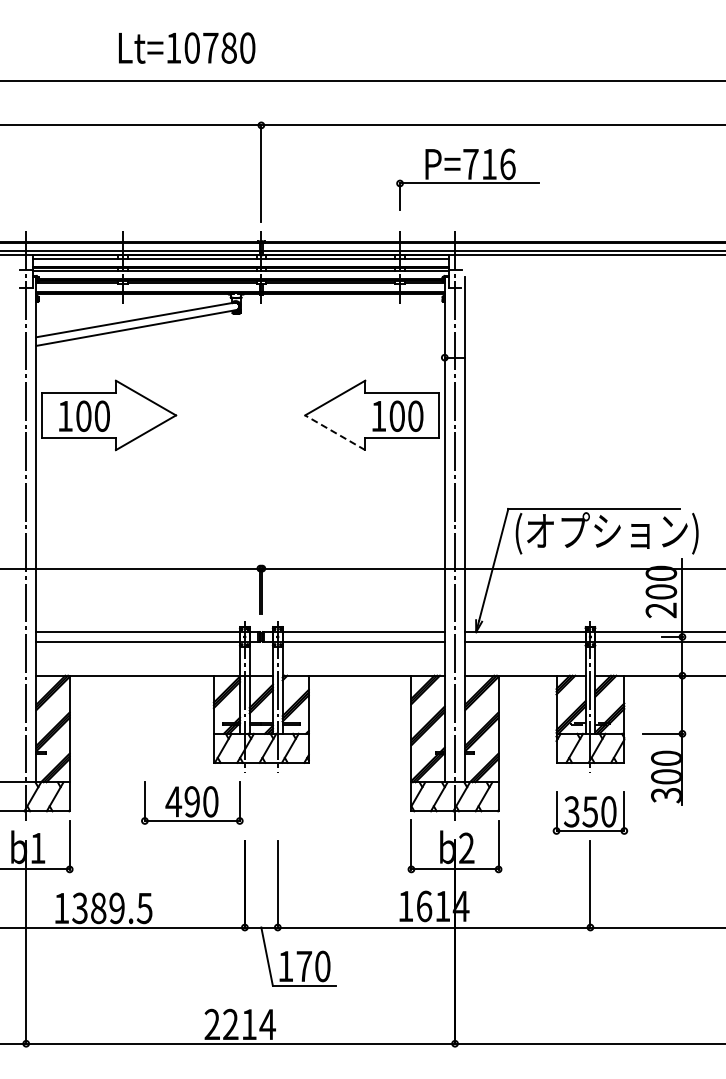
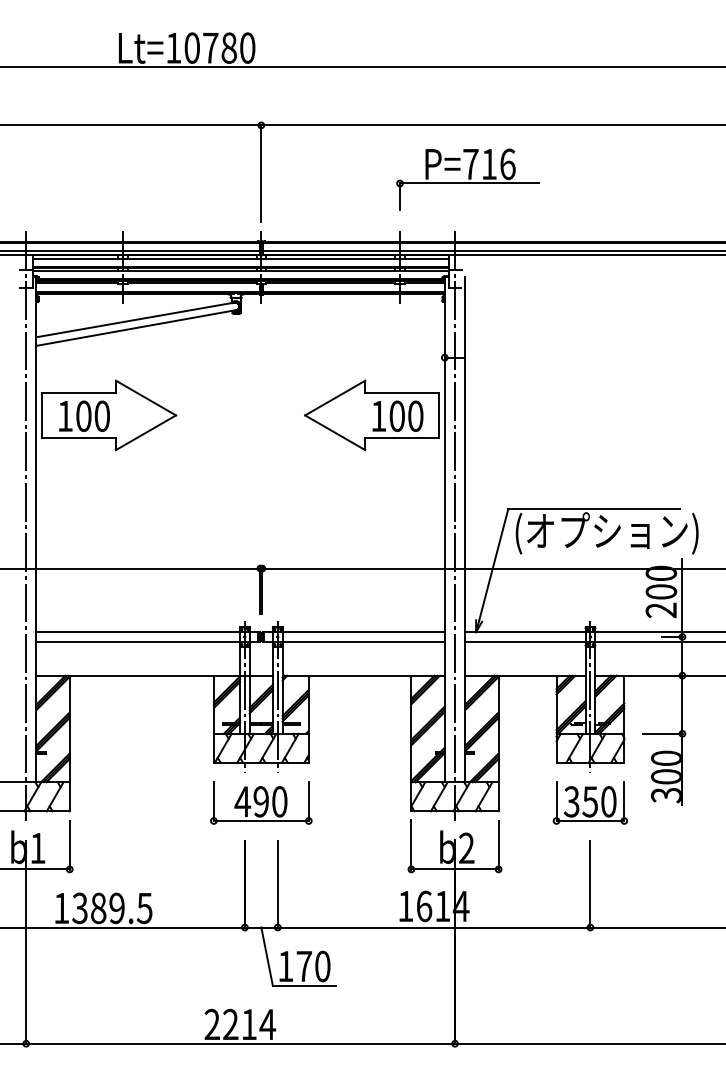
line position: (362, 81) -> (362, 67) (362, 67)
line: dashed -> solid (335, 432)
part position: (192, 802) -> (261, 802) (261, 802)
part position: (590, 812) -> (590, 802) (590, 802)
